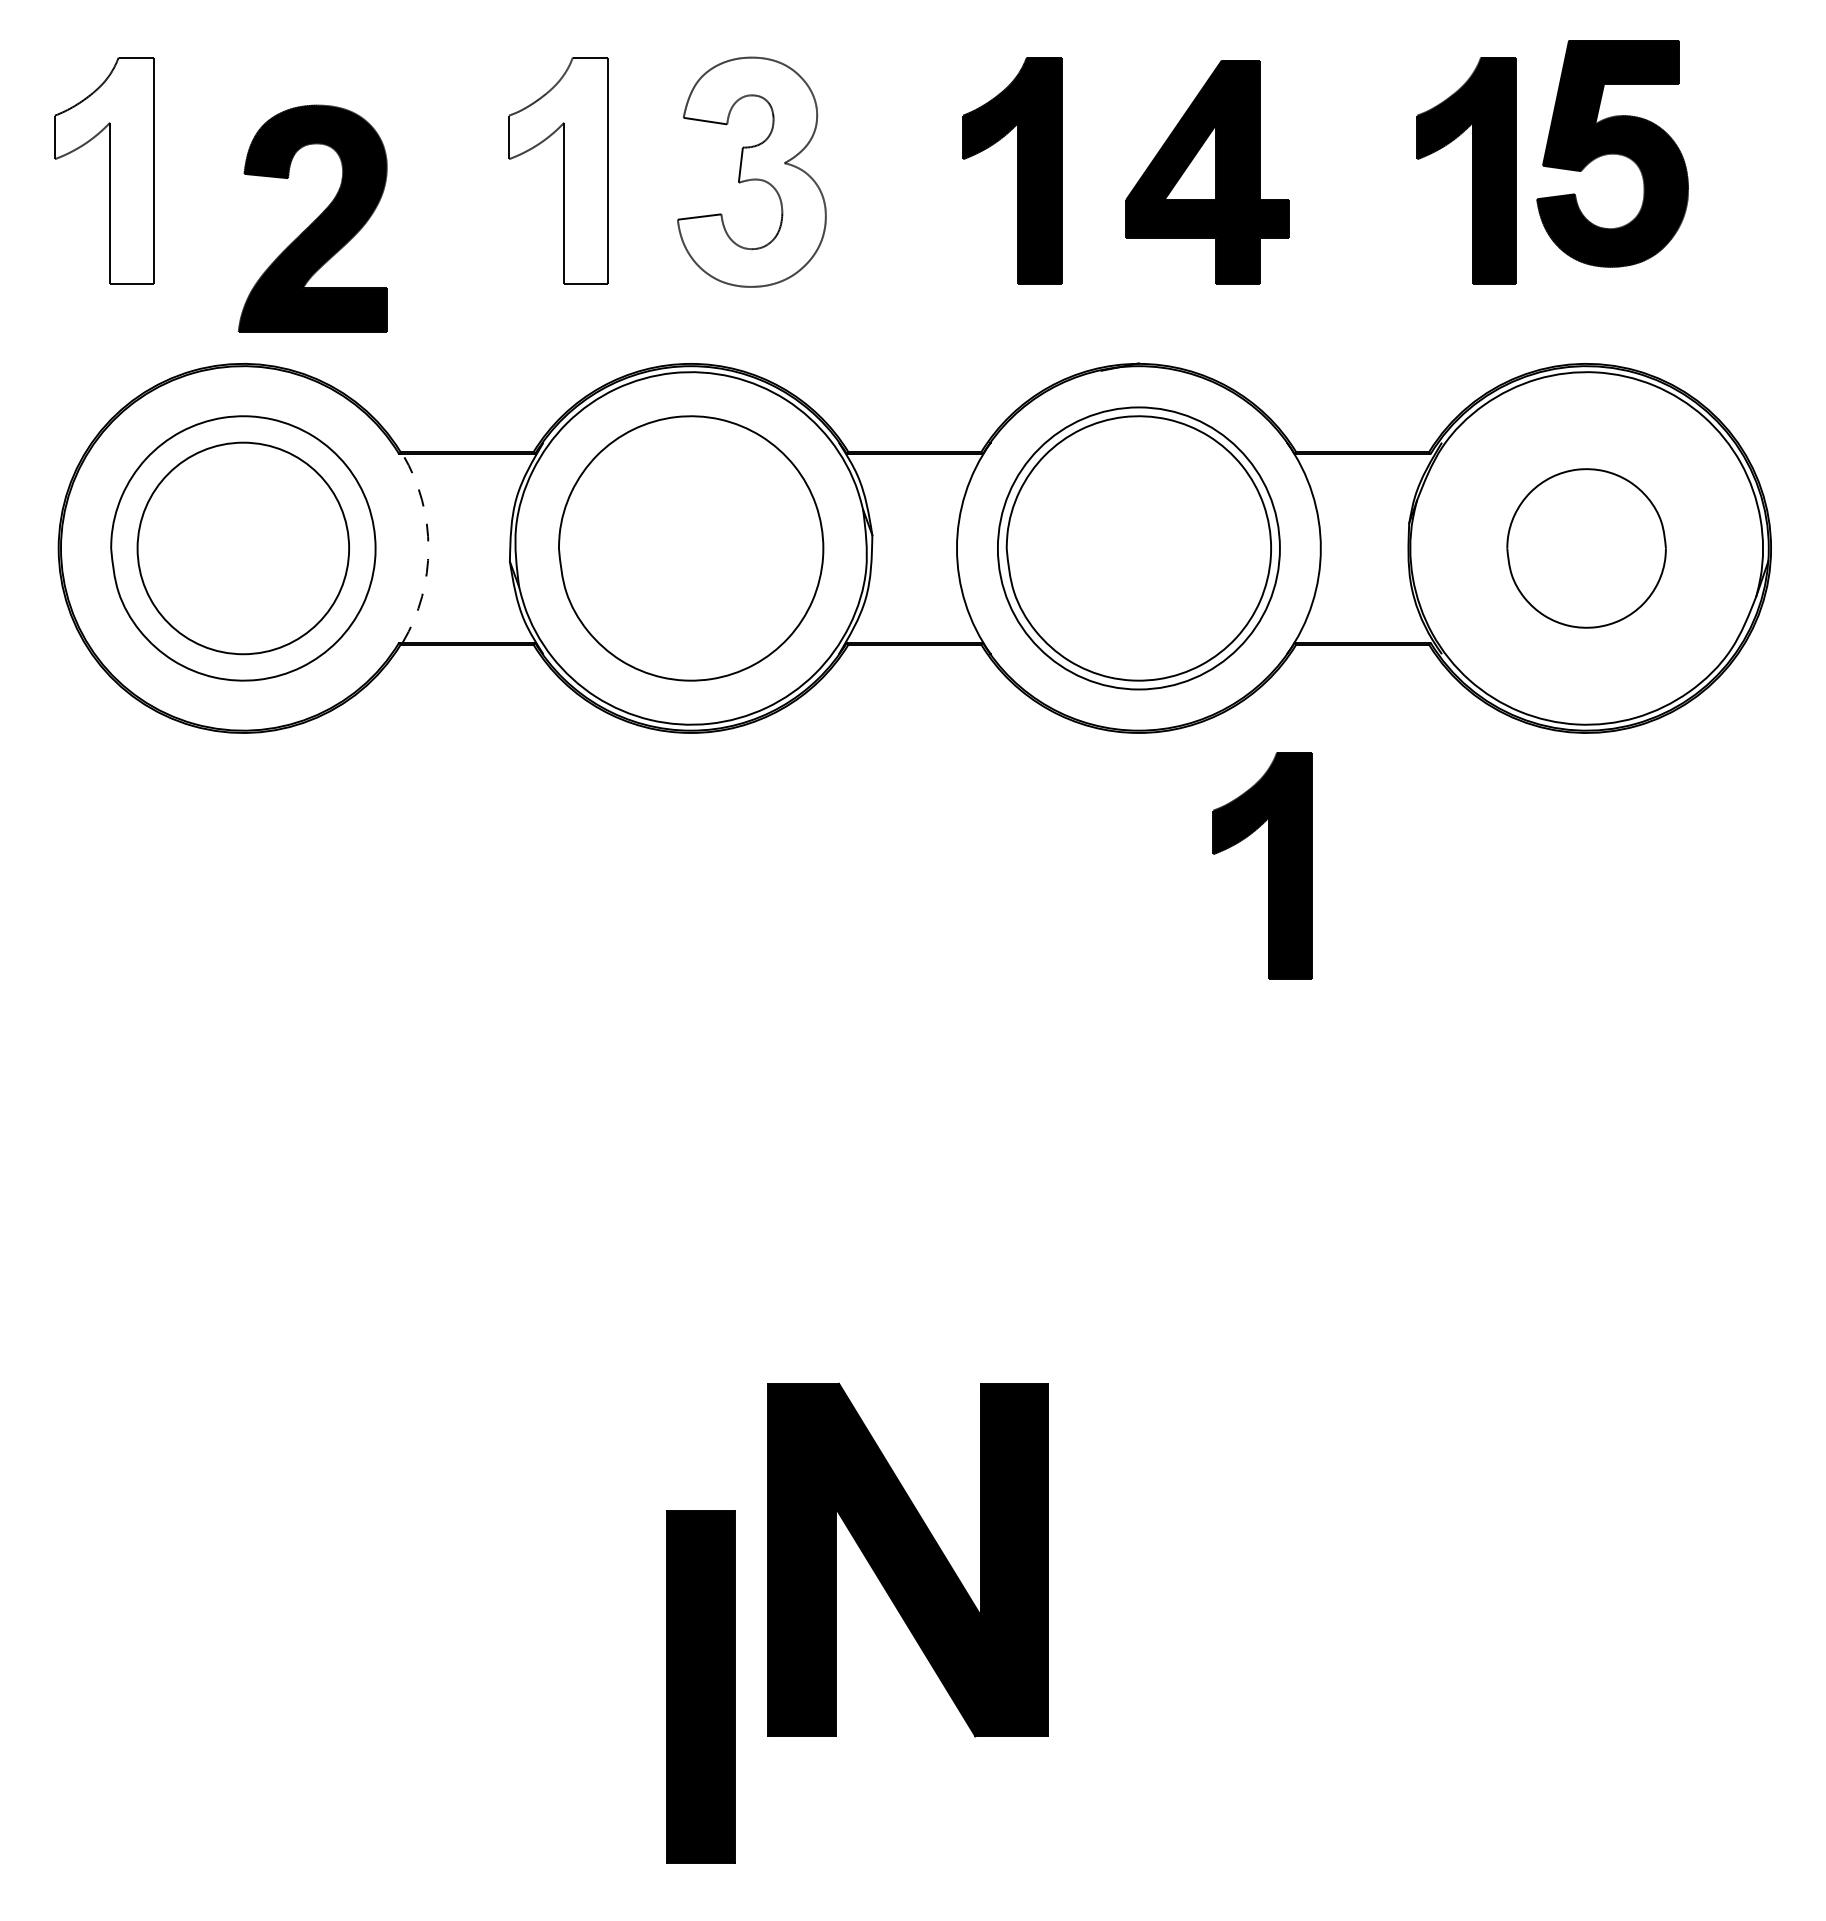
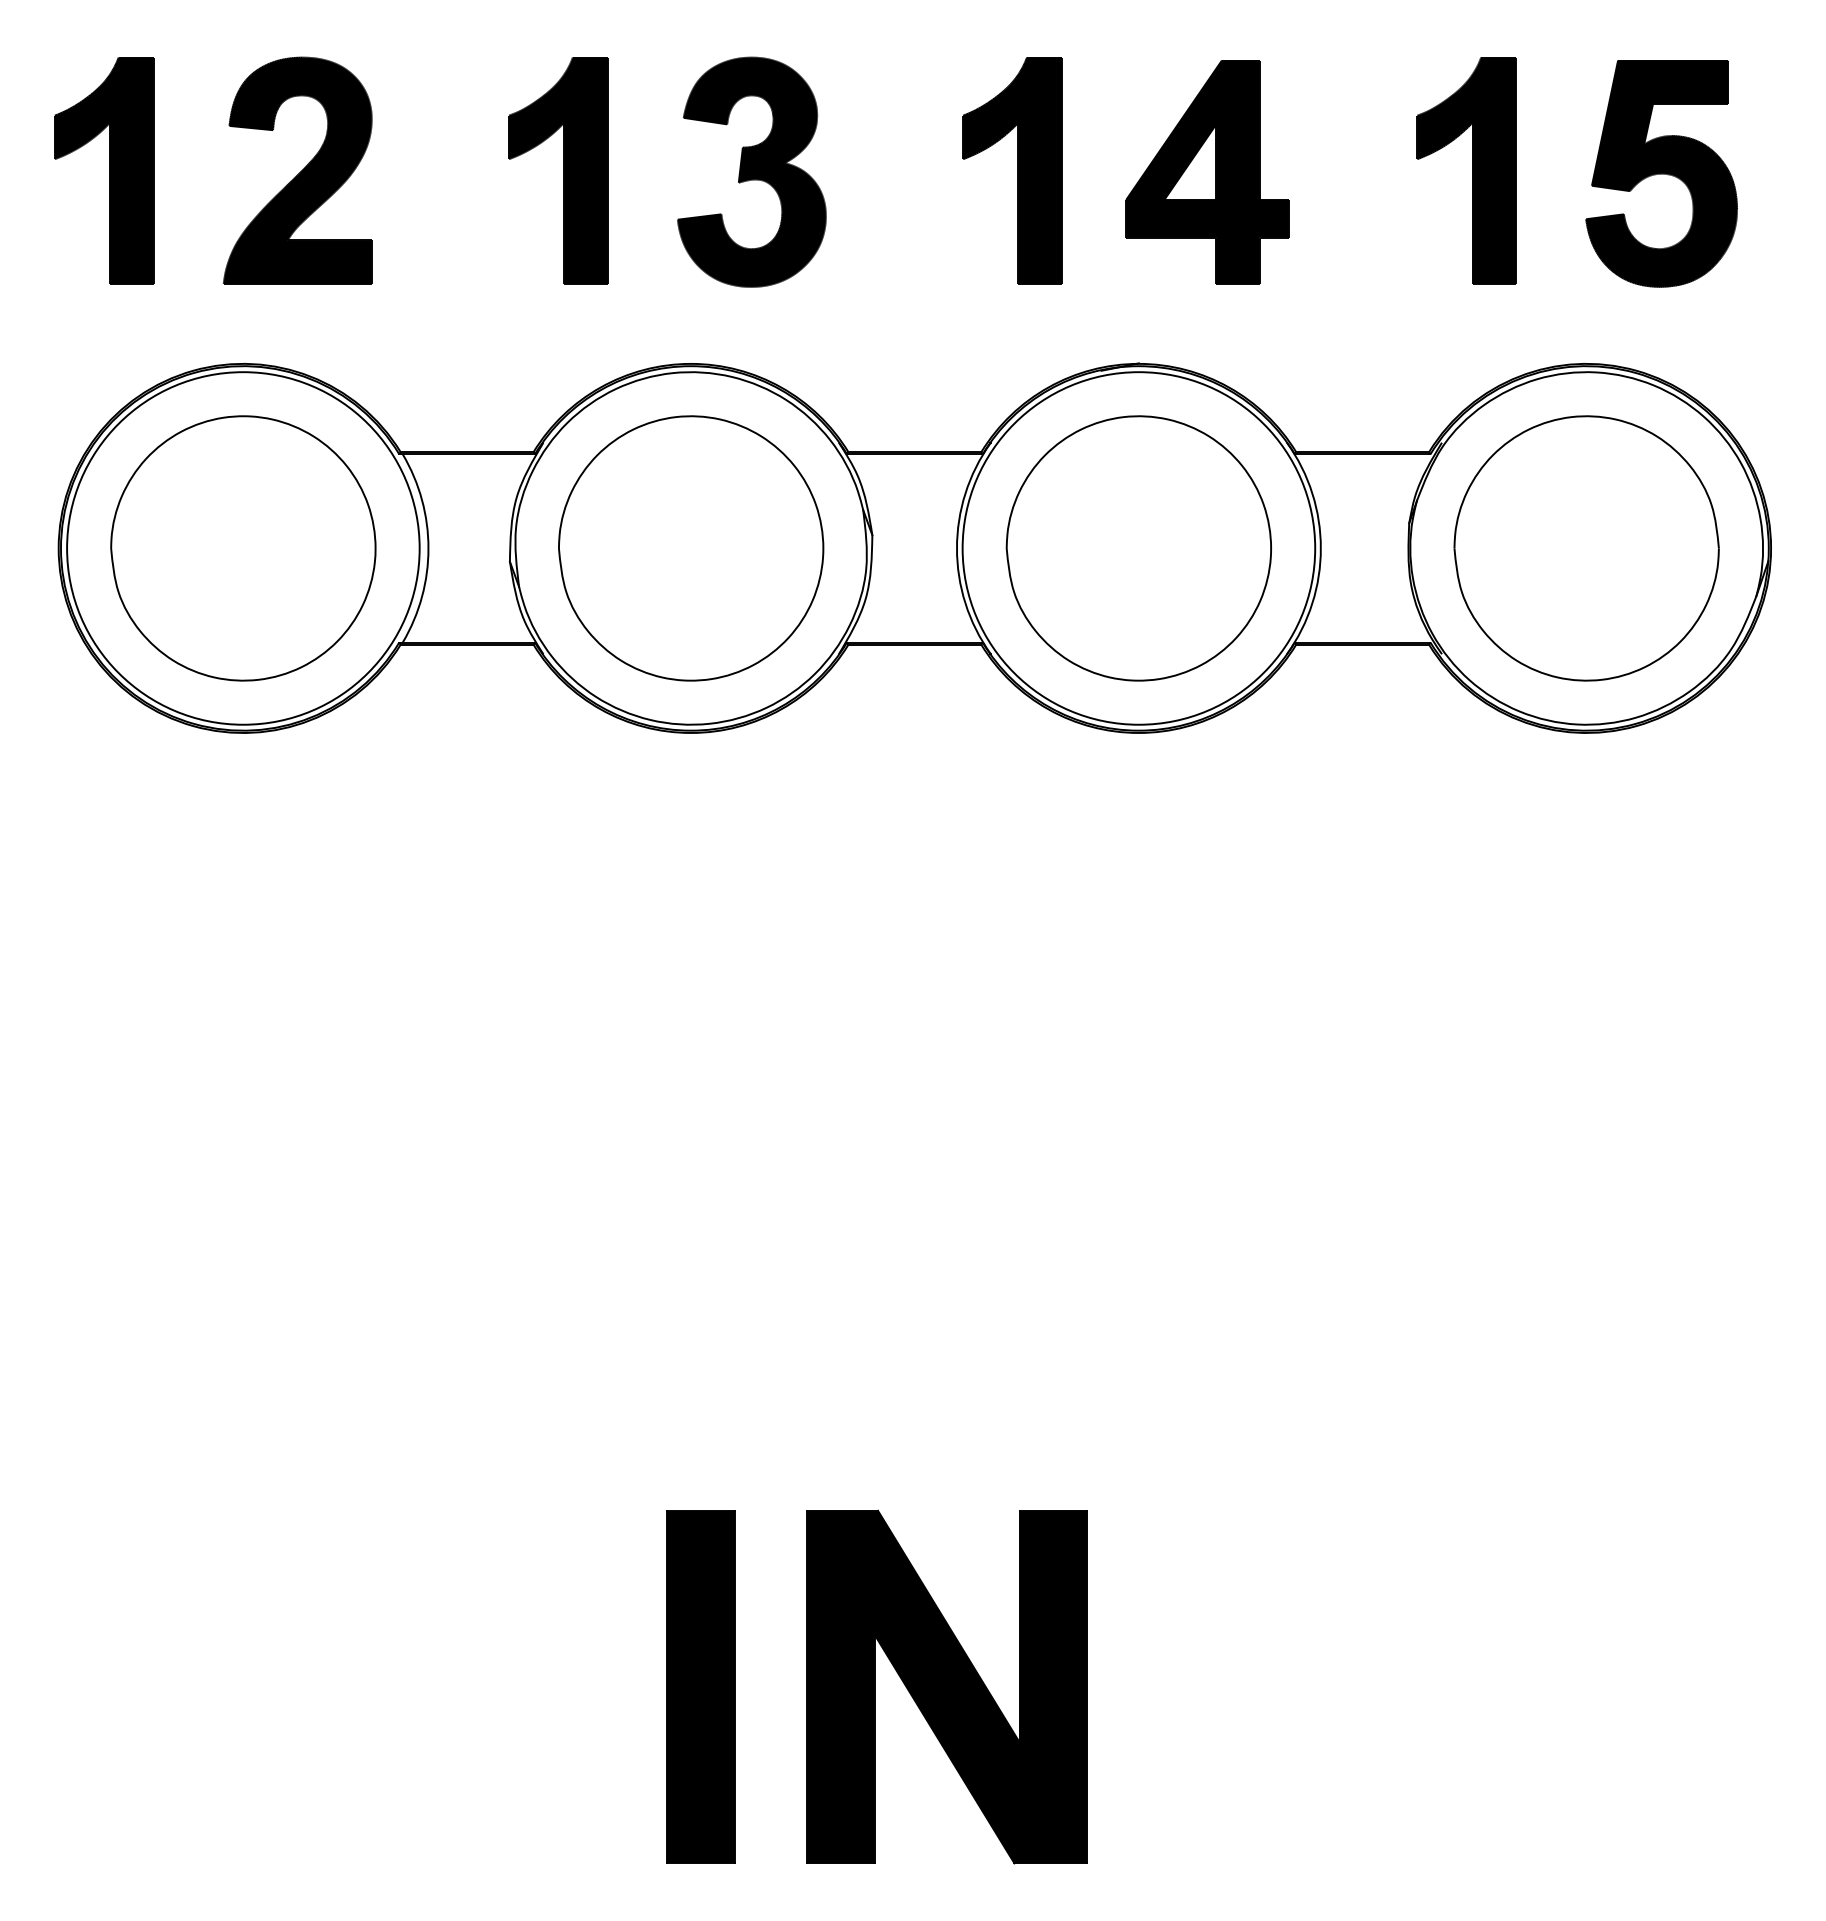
part position: (1612, 153) -> (1661, 173) (1661, 173)
fill: none -> present (103, 170)
fill: none -> present (558, 170)
fill: none -> present (751, 171)
part position: (312, 218) -> (297, 170) (297, 170)
circle diameter: 212 px -> 353 px (243, 548)
arc: dashed -> solid (428, 548)
circle diameter: 282 px -> 353 px (1138, 548)
part size: 161x161 px -> 267x267 px (1586, 548)
part: present -> none (1262, 865)
part position: (907, 1559) -> (946, 1686) (946, 1686)
